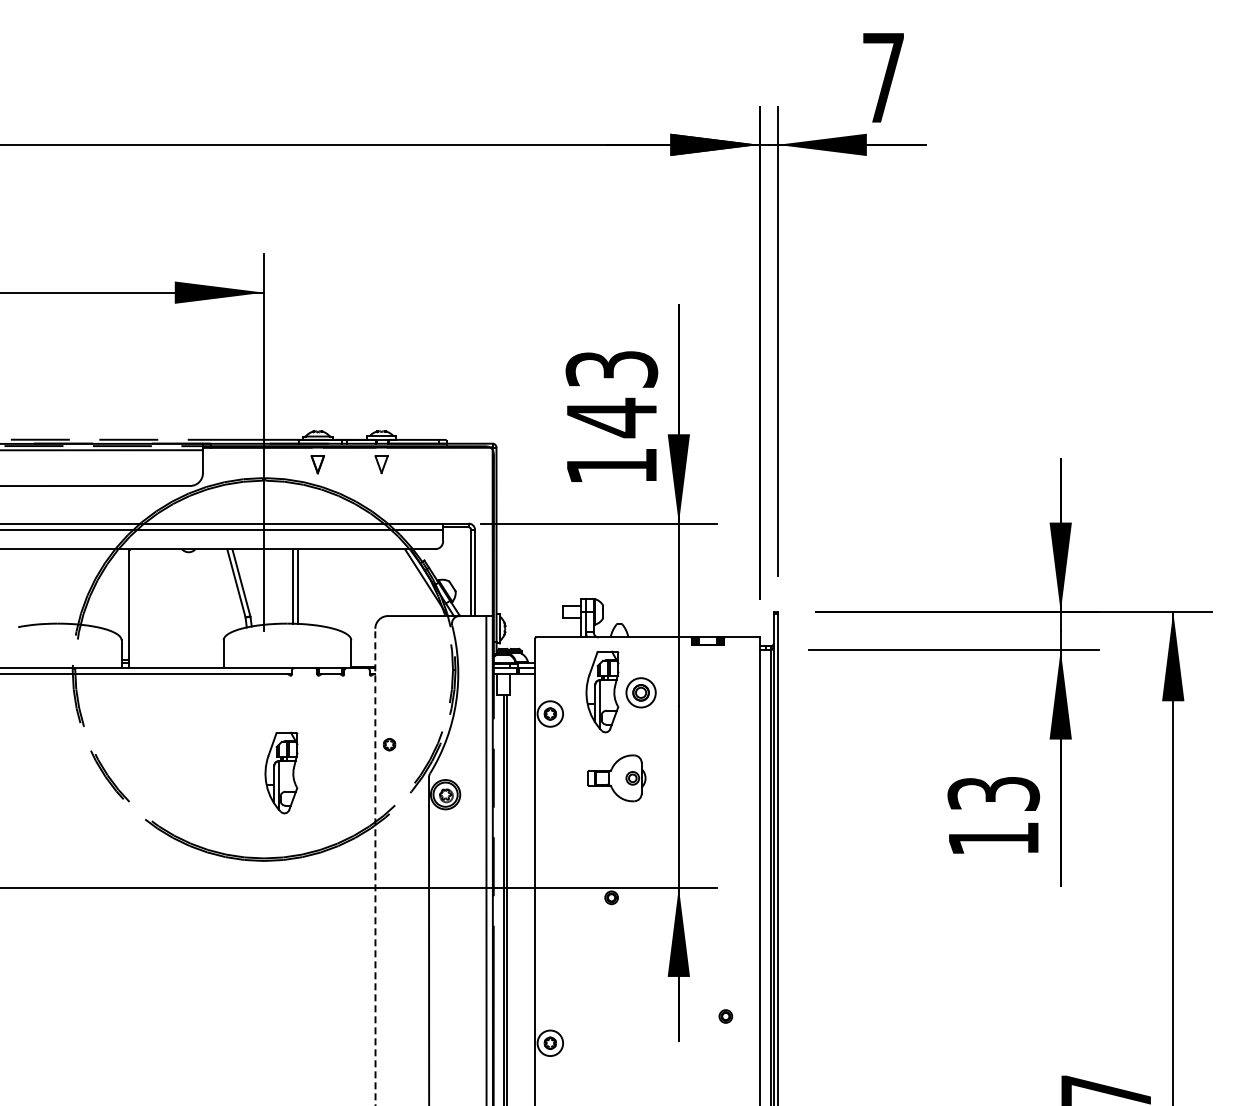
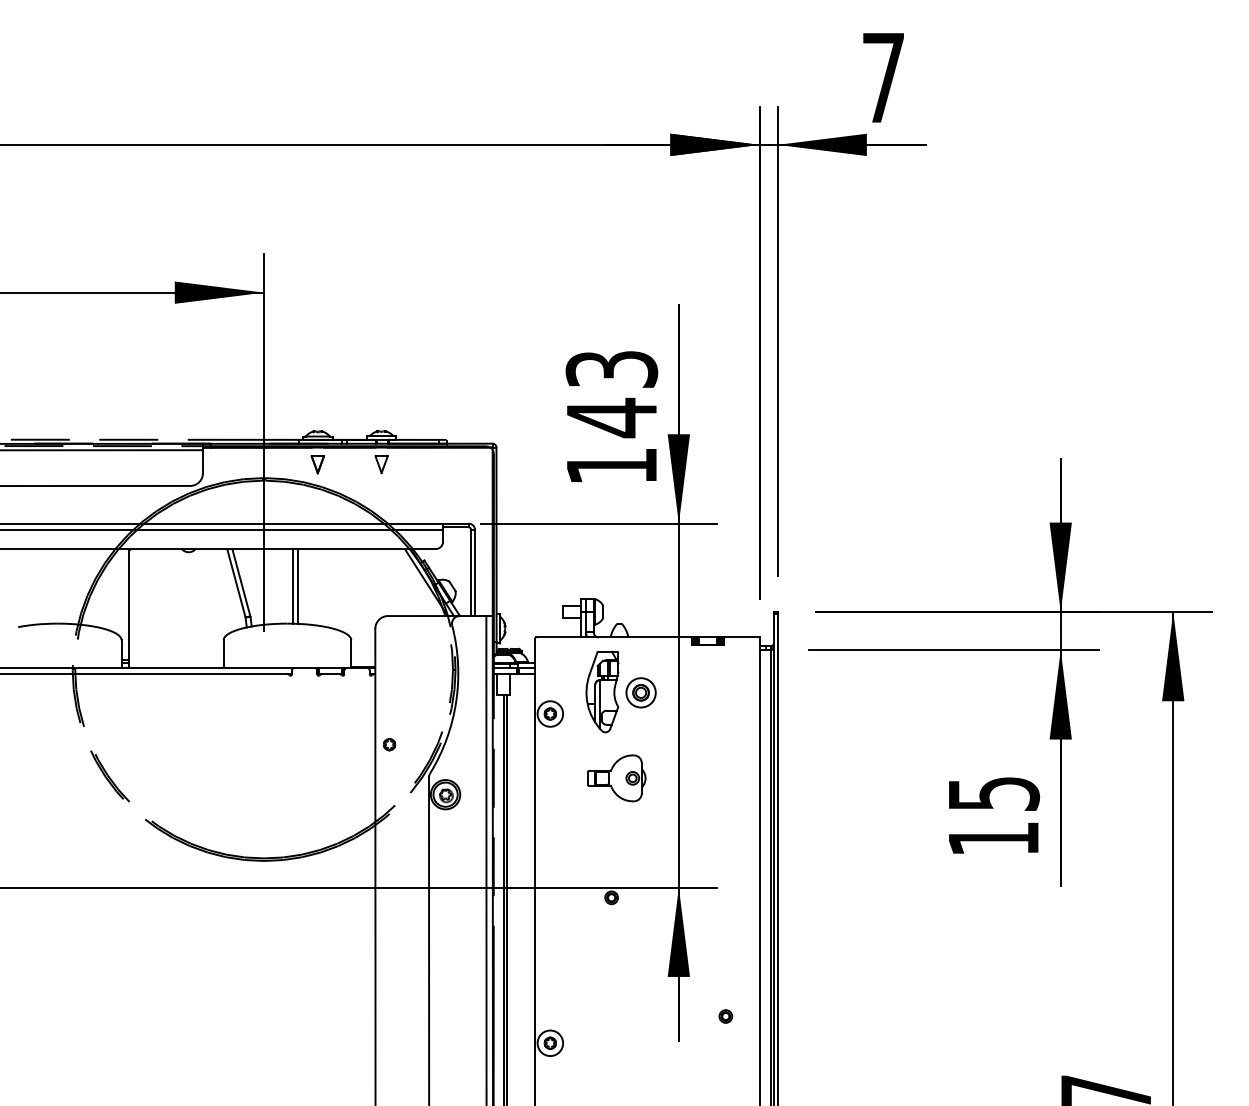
part: present -> none (281, 772)
text: 13 -> 15 (993, 793)
line: dashed -> solid (375, 866)
